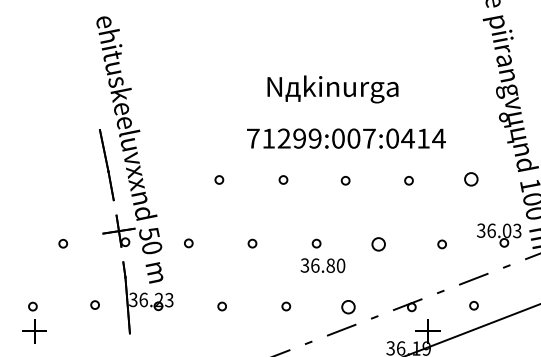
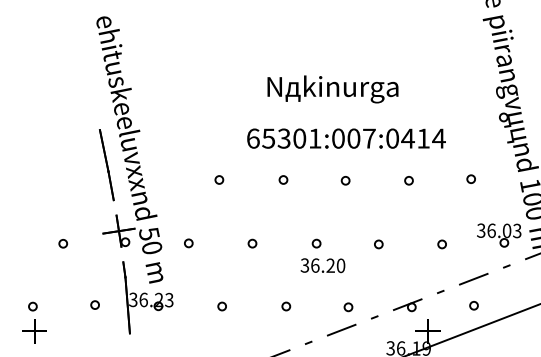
text: 71299:007:0414 -> 65301:007:0414 (284, 138)
part size: 15x15 px -> 10x10 px (470, 178)
part size: 15x15 px -> 10x11 px (378, 244)
text: 36.80 -> 36.20 (330, 265)
part size: 15x15 px -> 11x11 px (348, 307)
